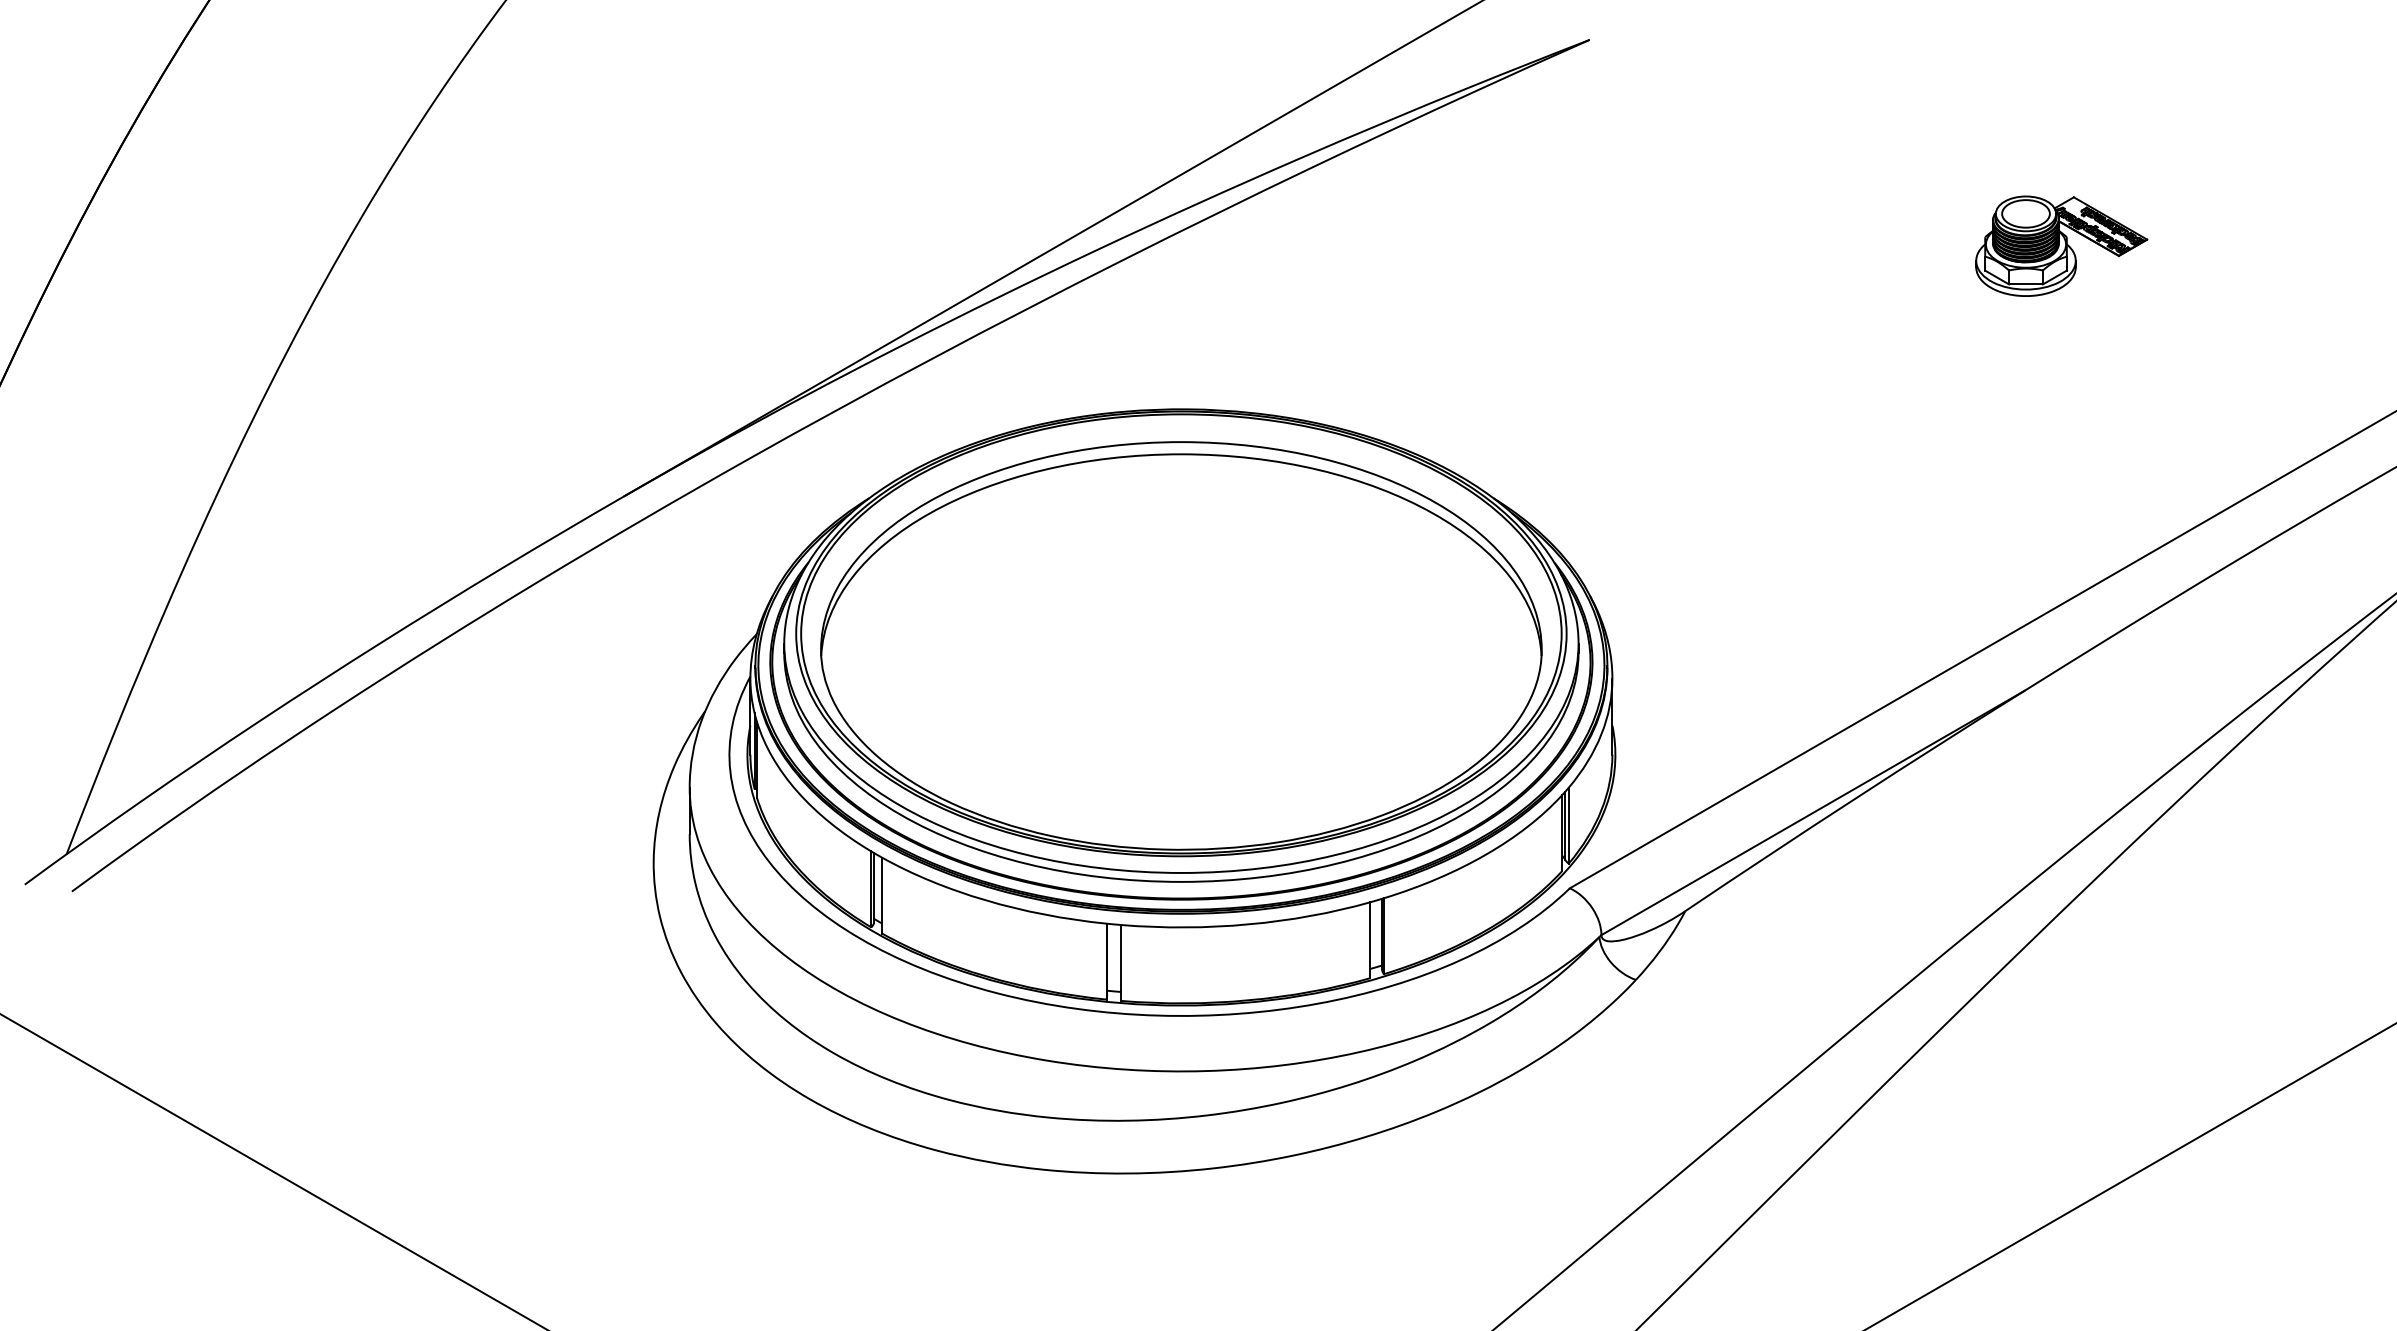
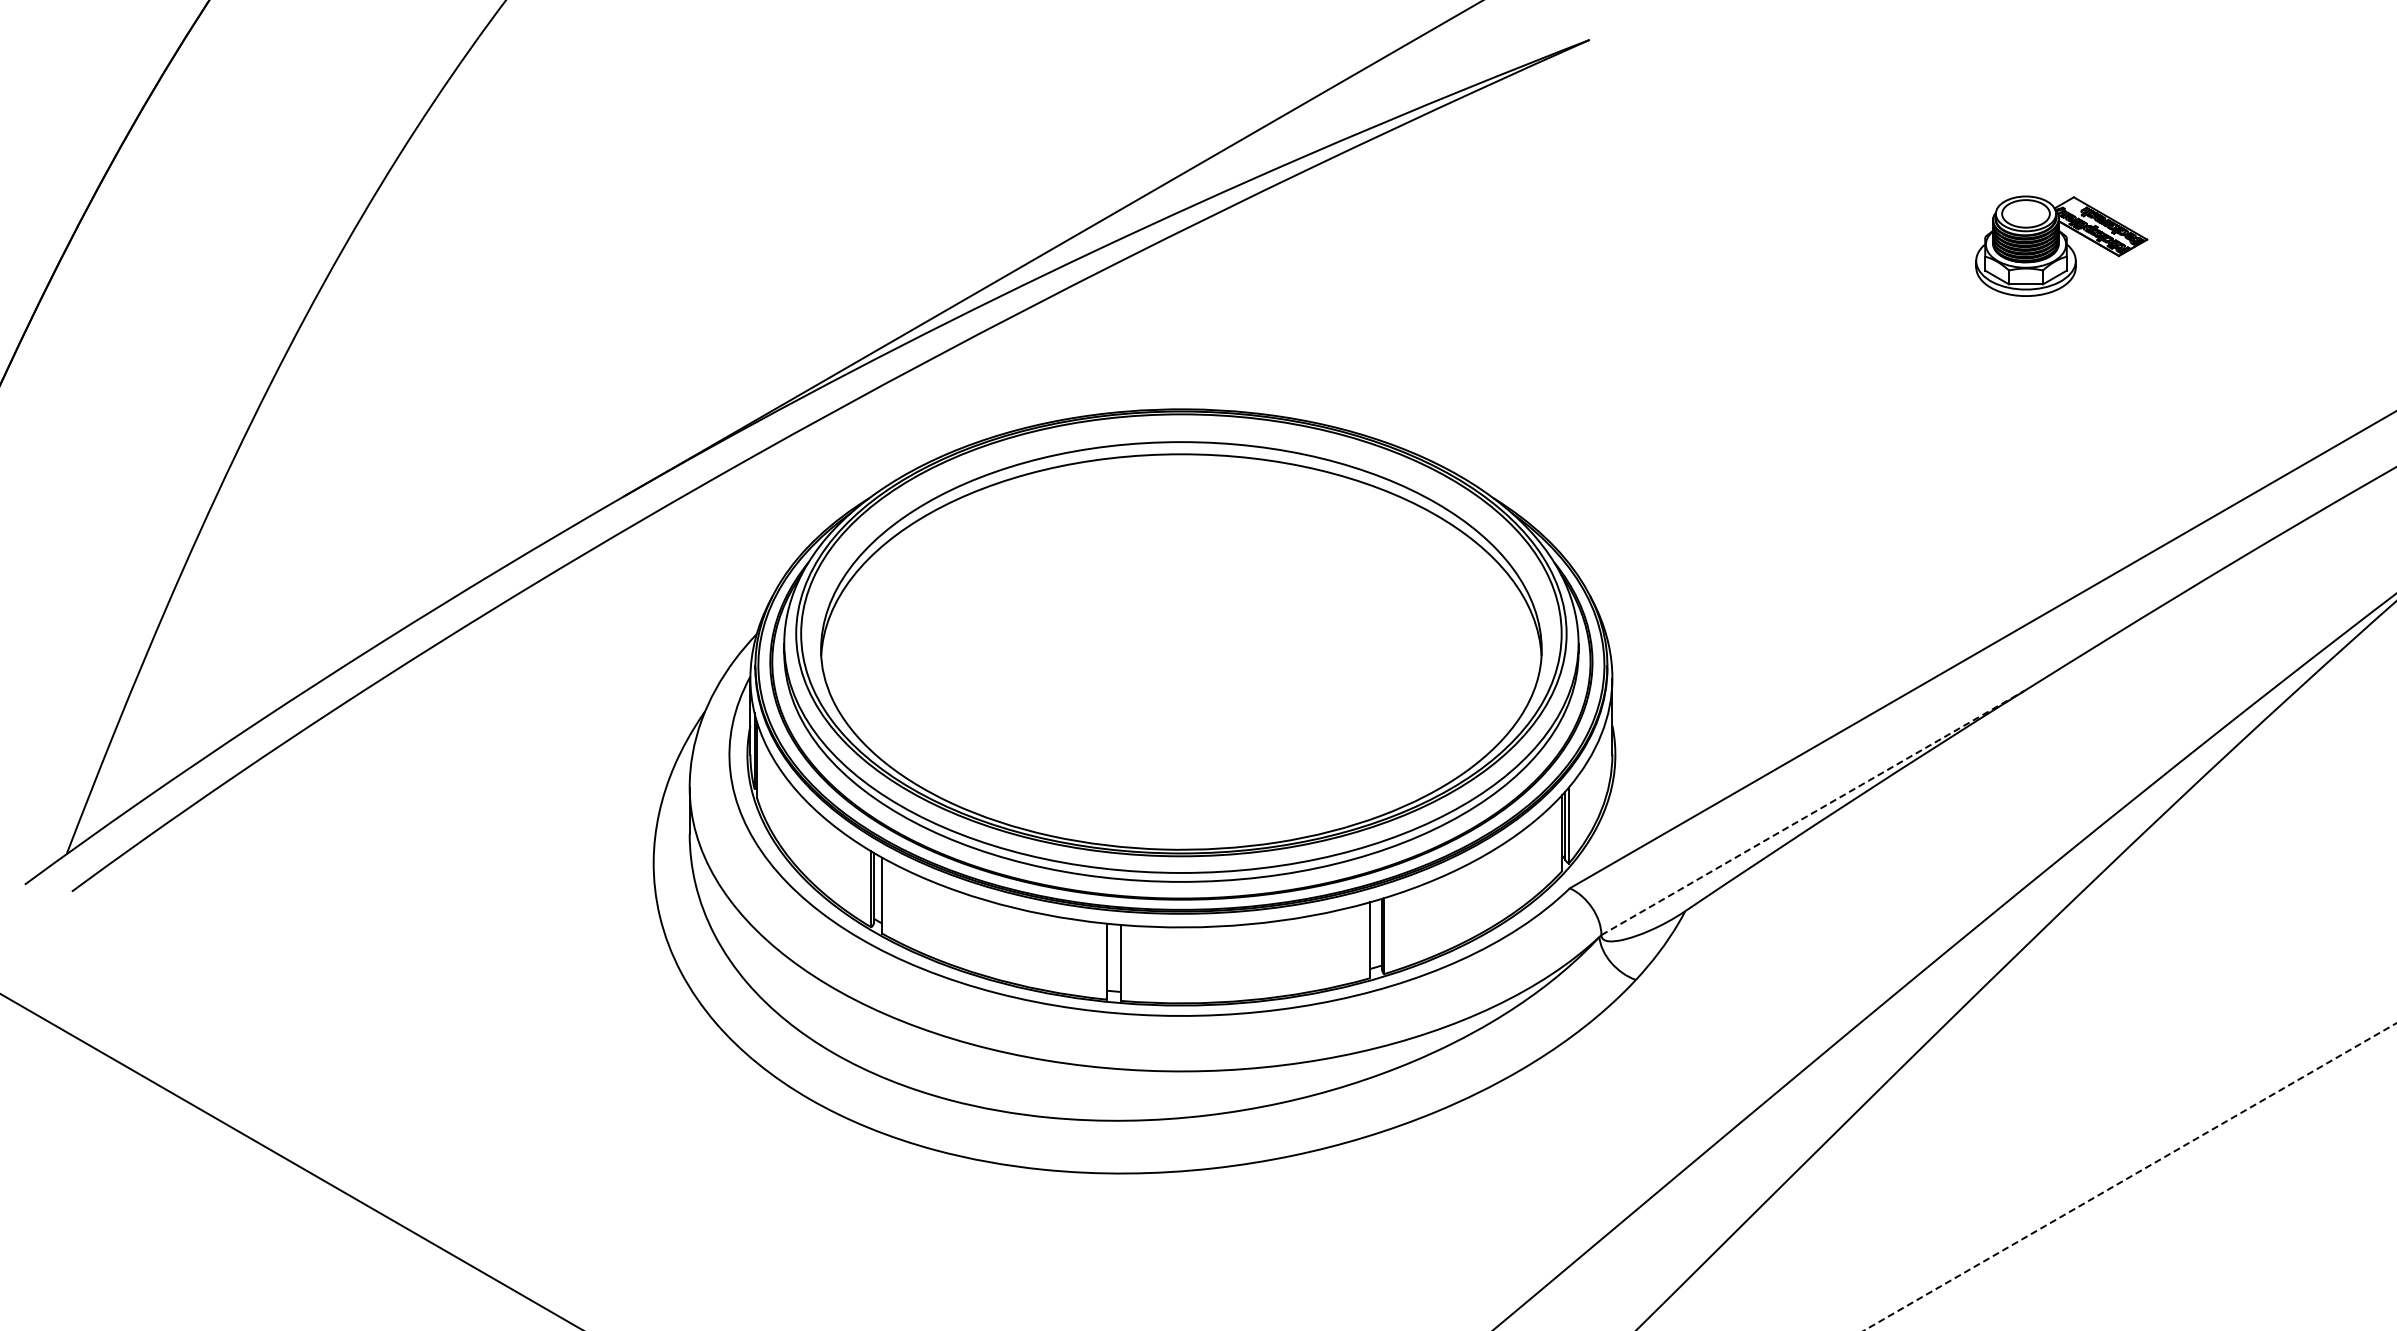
line: solid -> dashed (1813, 812)
line position: (272, 1171) -> (290, 1161) (290, 1161)
line: solid -> dashed (2129, 1177)
